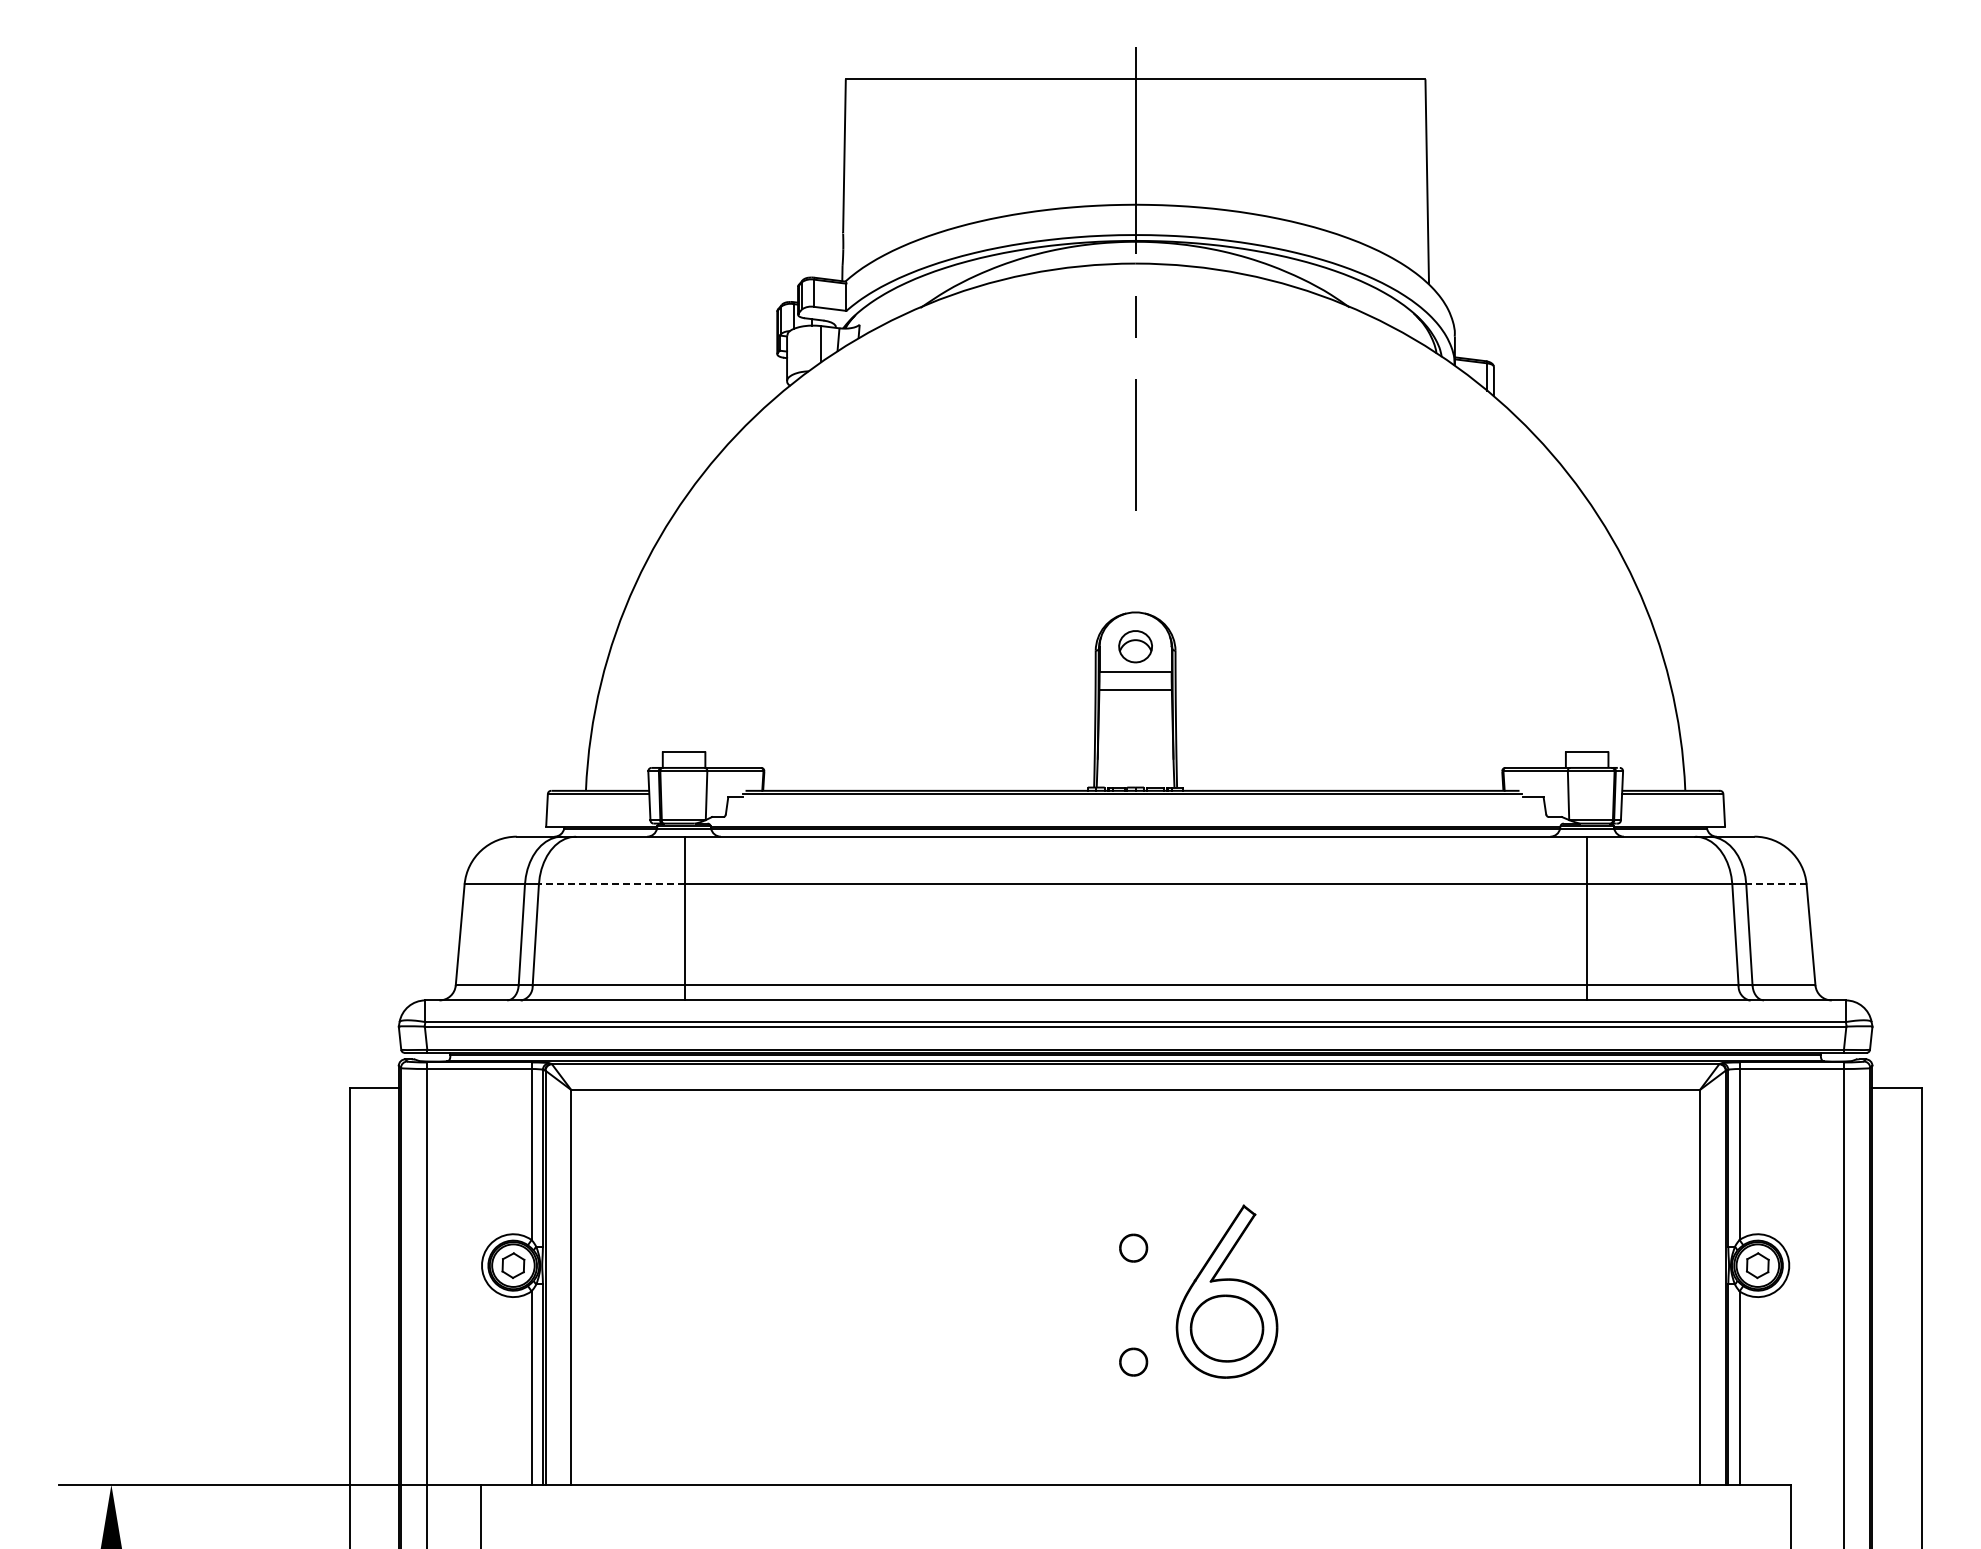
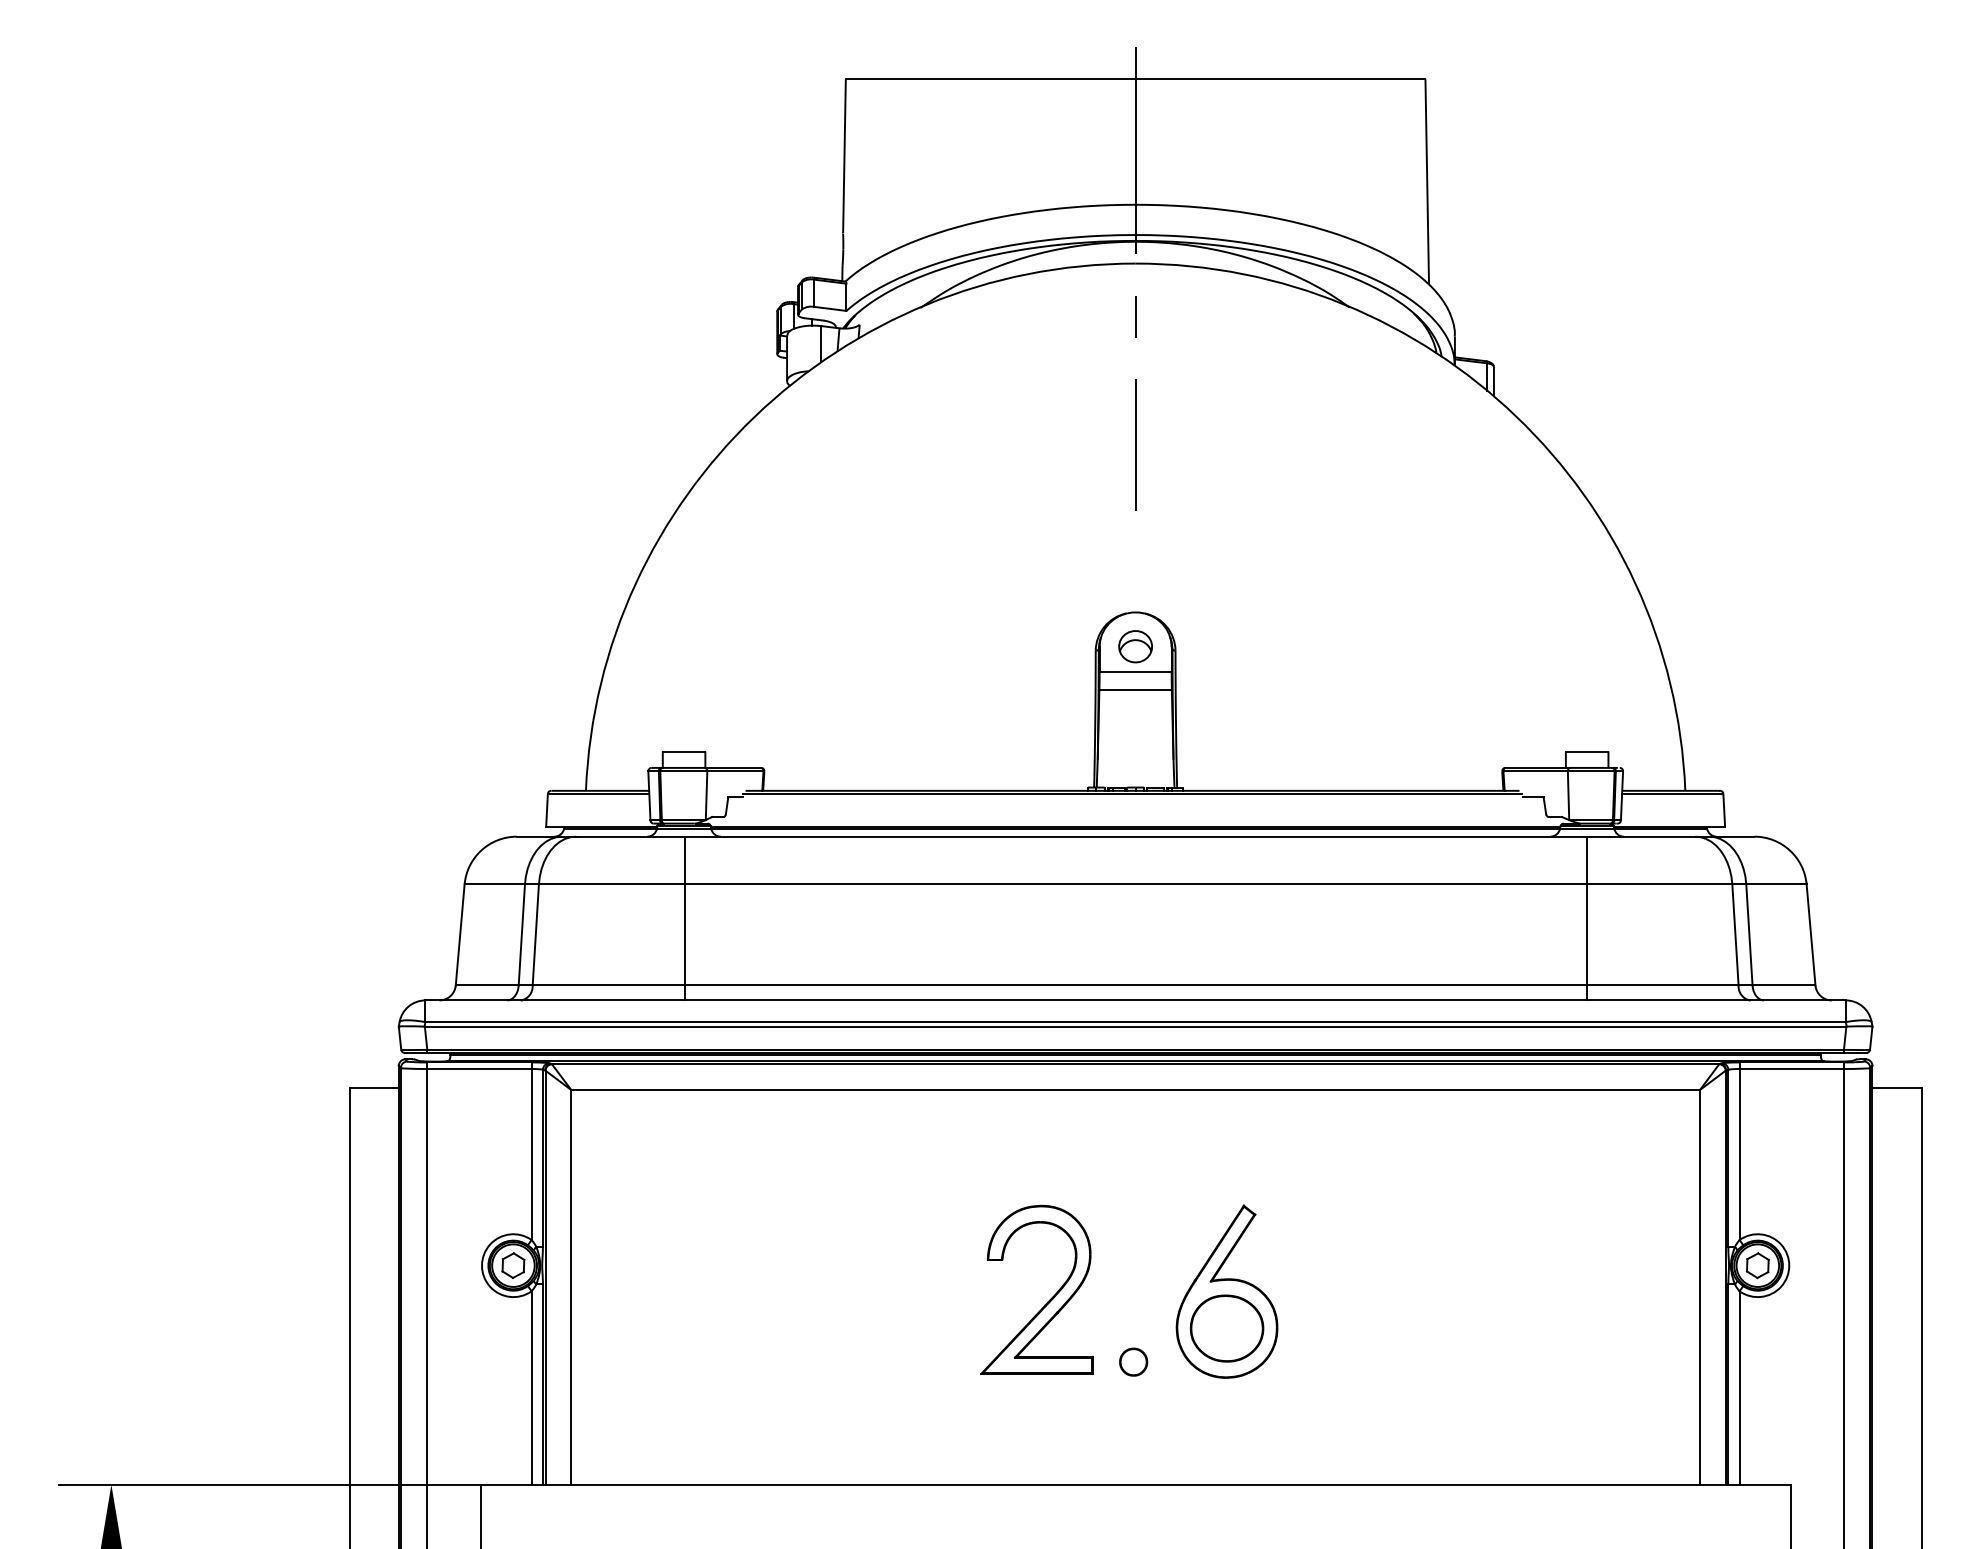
line: dashed -> solid (611, 884)
line: dashed -> solid (1775, 884)
part: present -> none (1133, 1247)
part: none -> present (1048, 1300)
